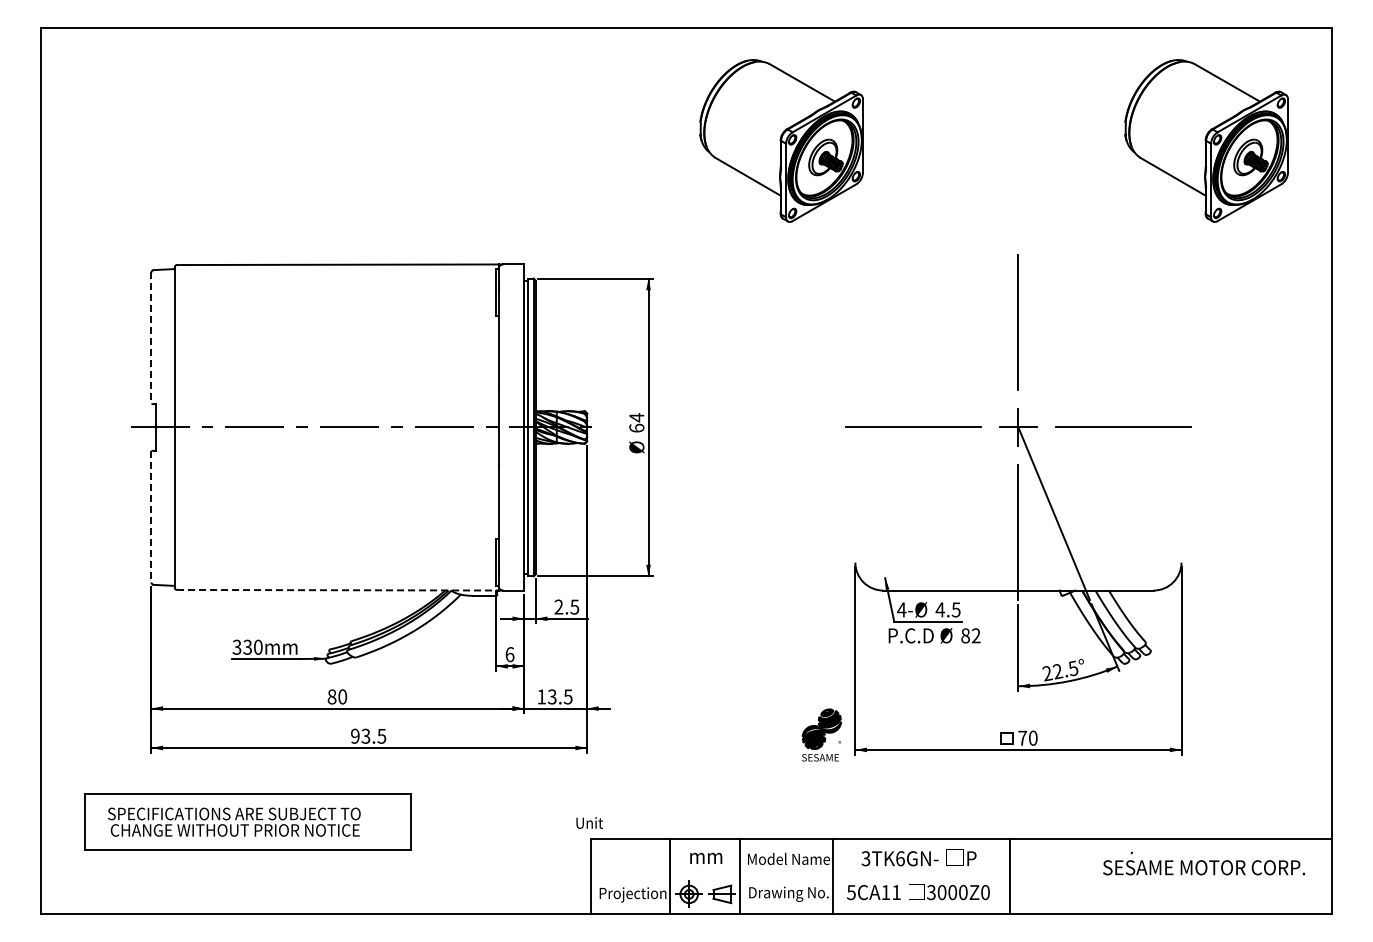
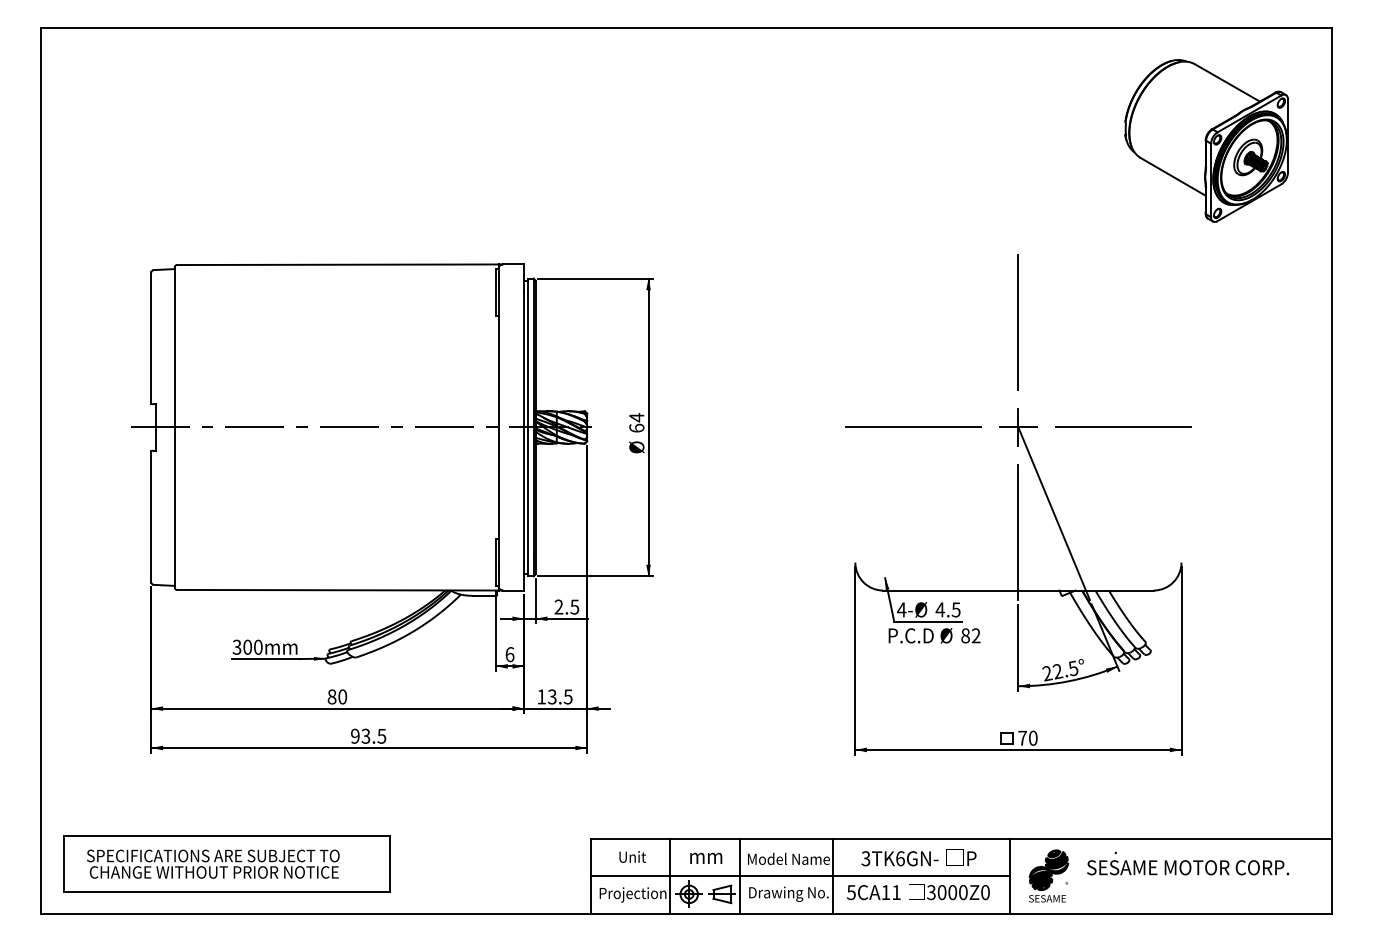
part: present -> none (781, 140)
line: dashed -> solid (151, 338)
line: dashed -> solid (151, 516)
line: dashed -> solid (337, 590)
text: 330mm -> 300mm (247, 646)
part position: (821, 734) -> (1048, 875) (1048, 875)
part position: (247, 821) -> (226, 863) (226, 863)
text position: (589, 822) -> (632, 856) (632, 856)
part position: (1204, 863) -> (1188, 863) (1188, 863)
line: none -> present (800, 876)
